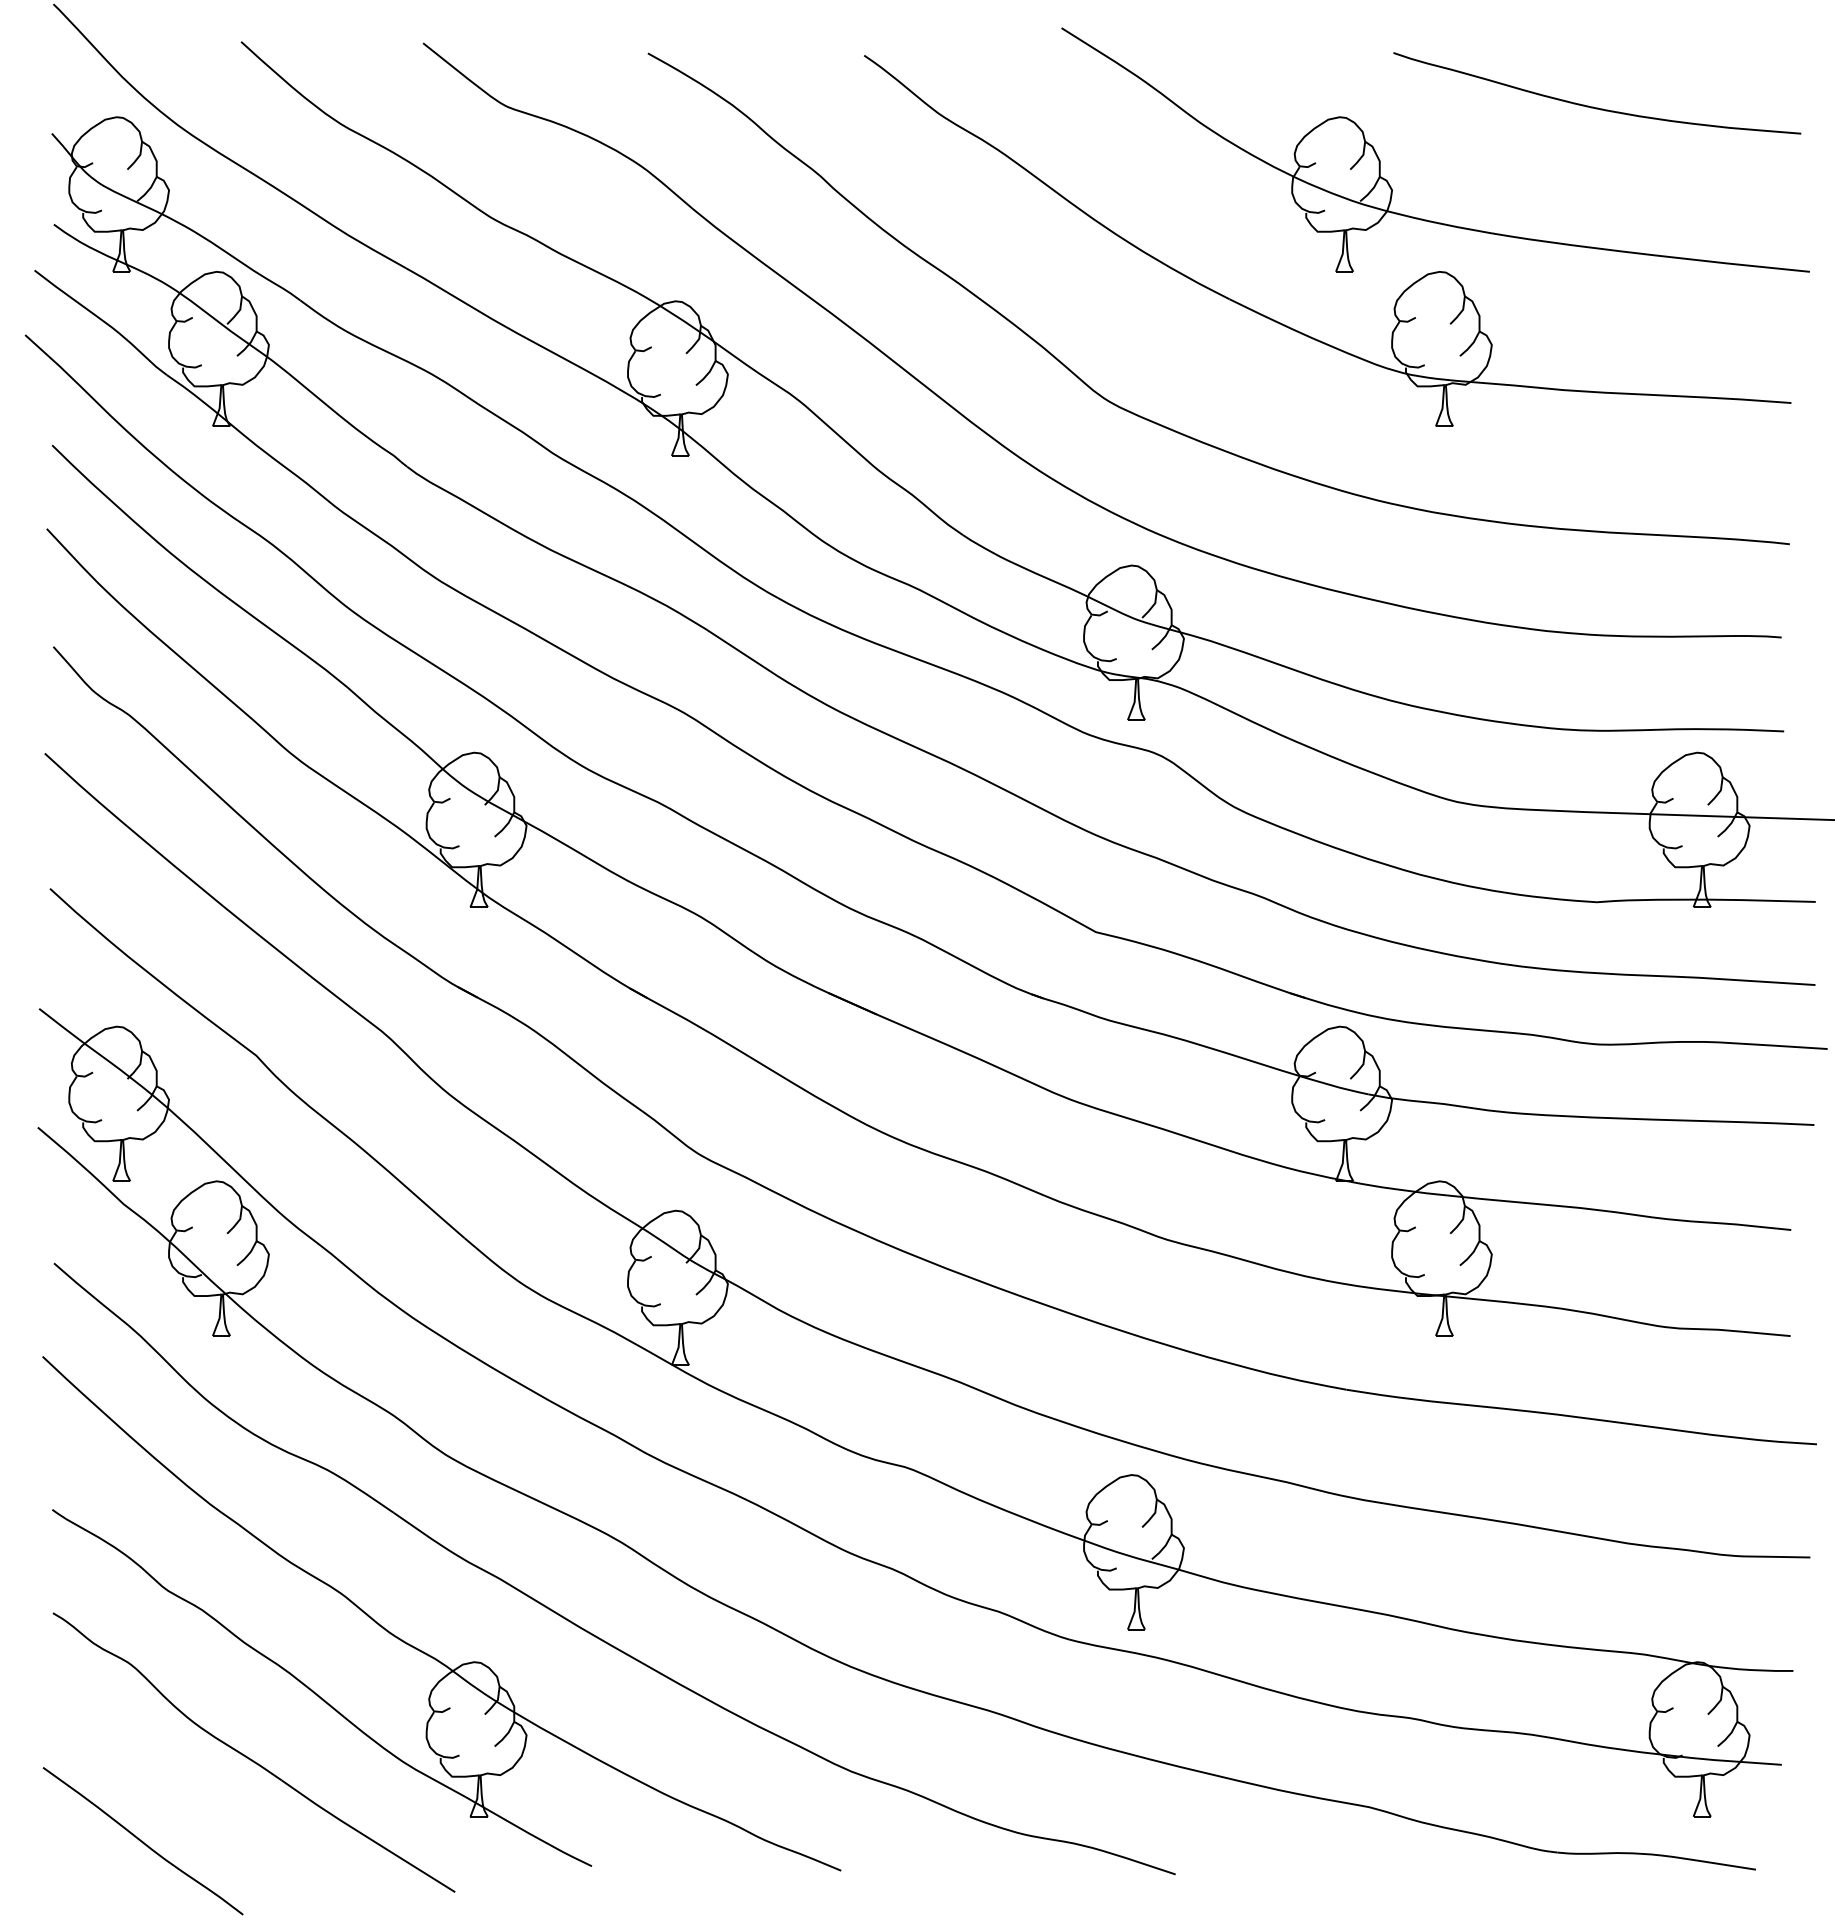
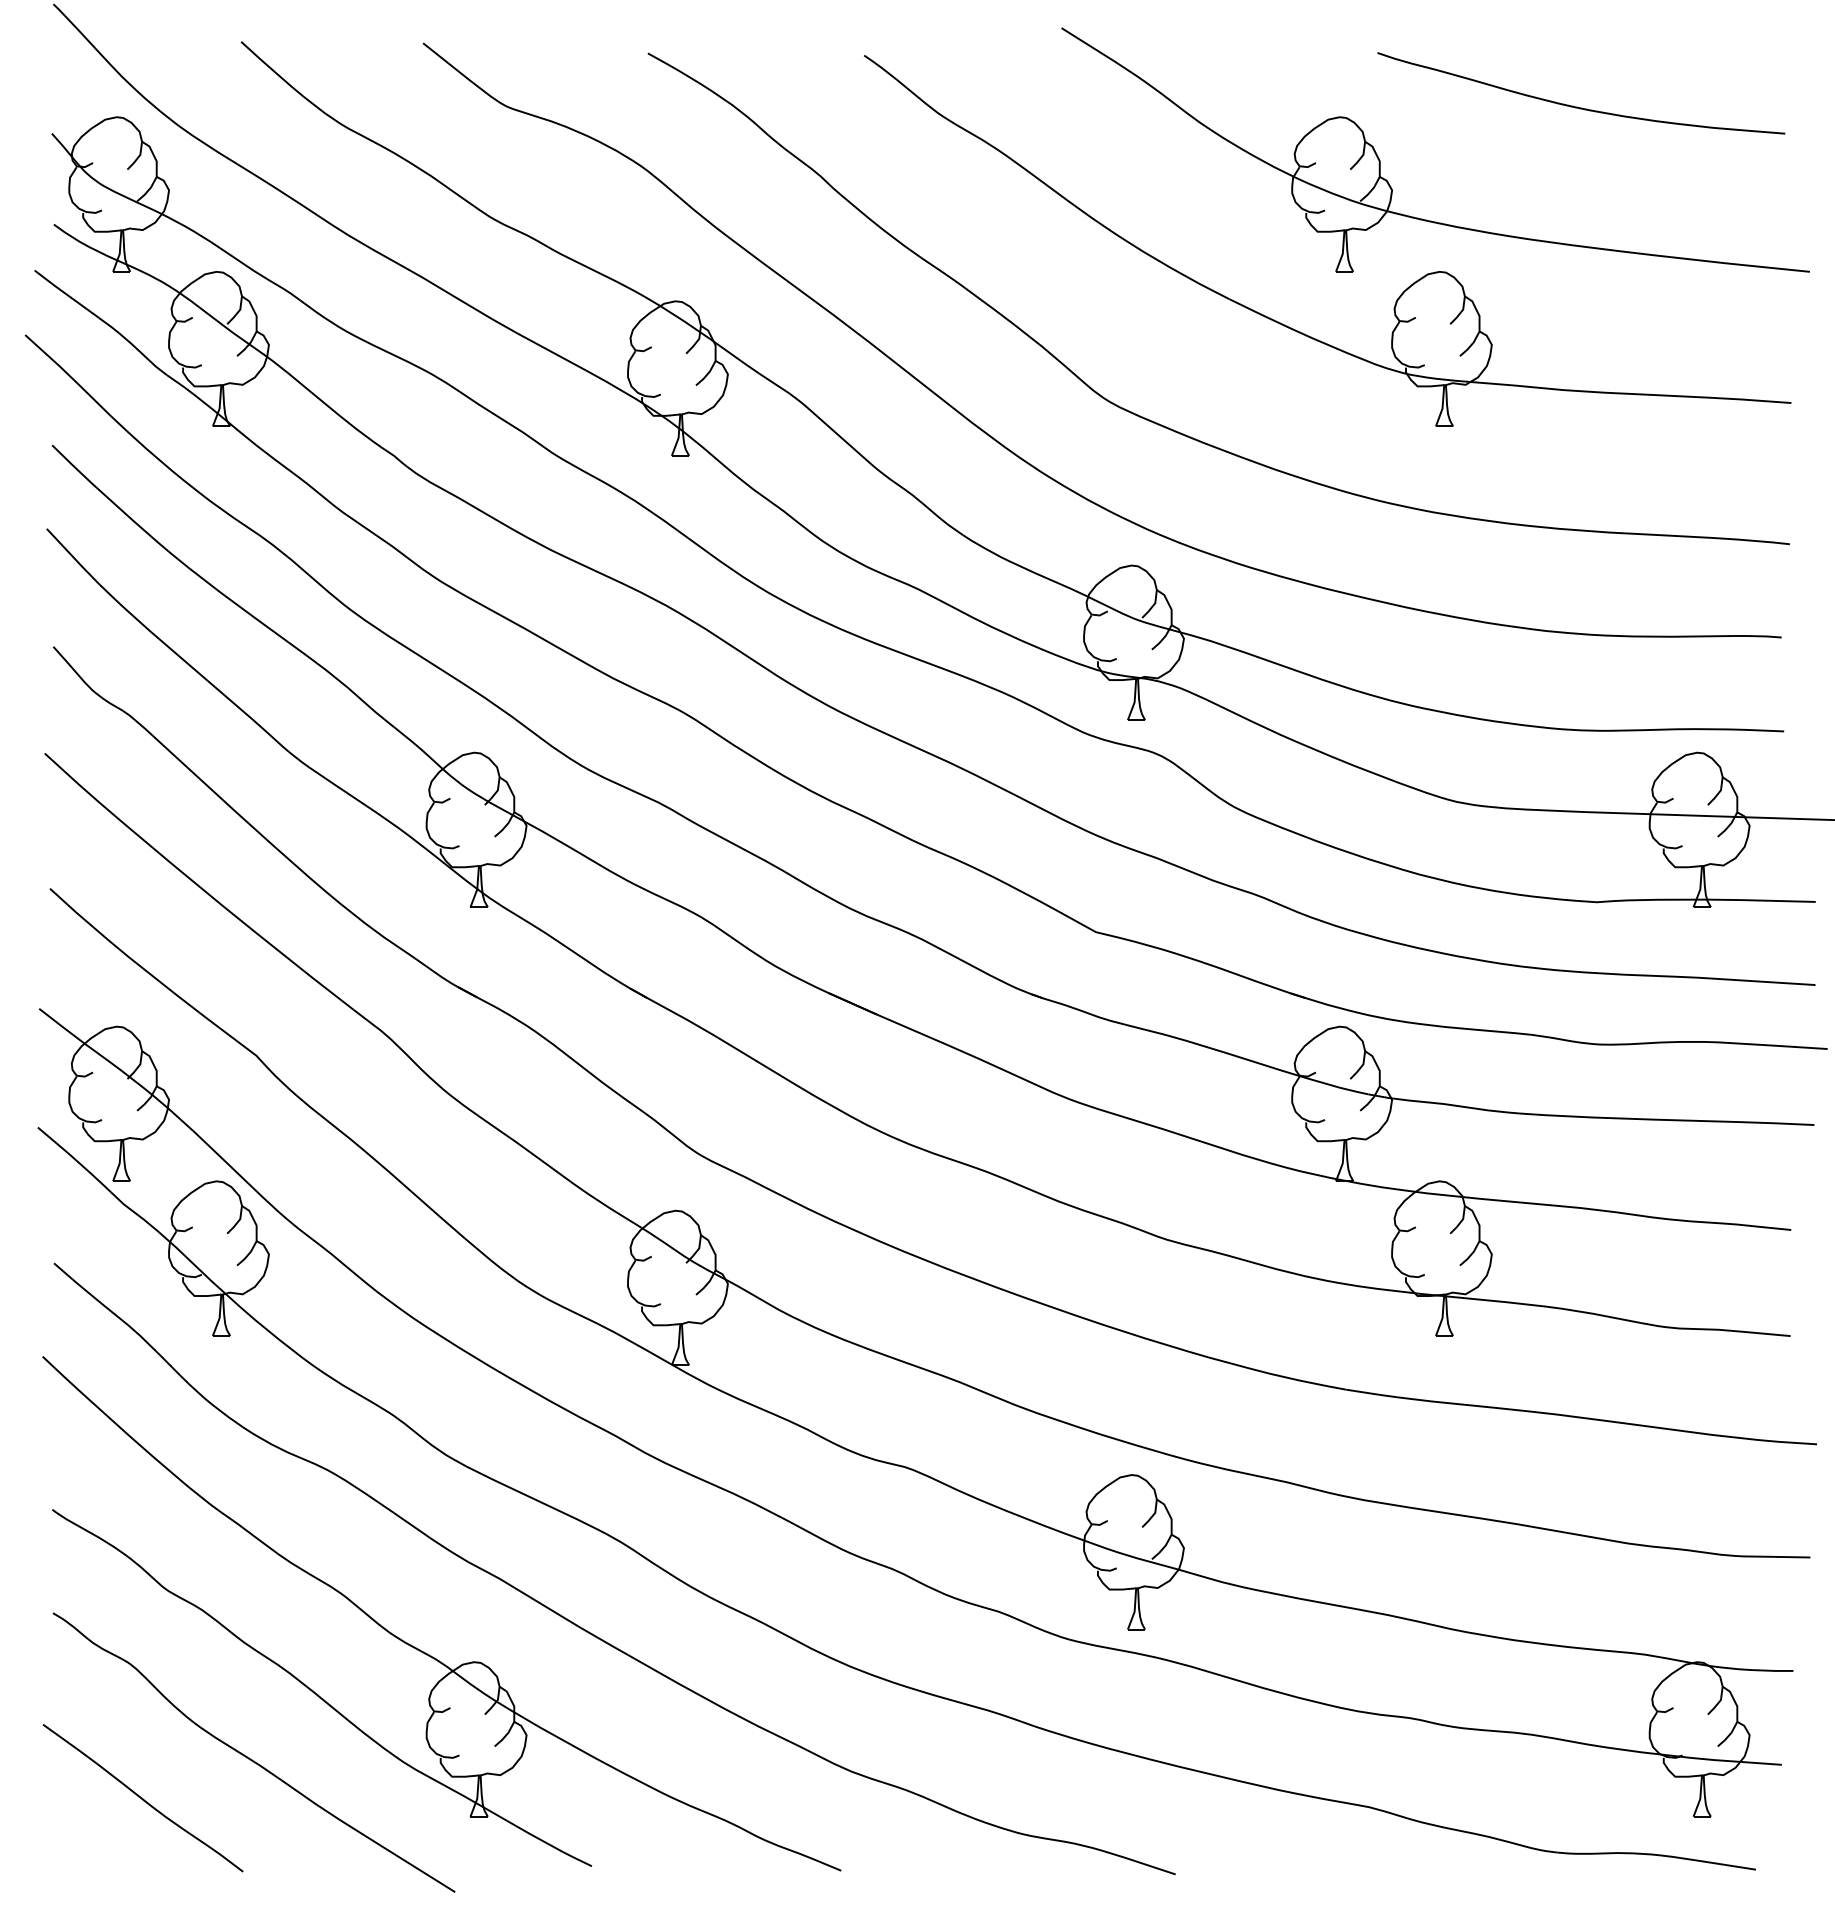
curve position: (1593, 106) -> (1577, 106) (1577, 106)
curve position: (142, 1841) -> (142, 1798) (142, 1798)
